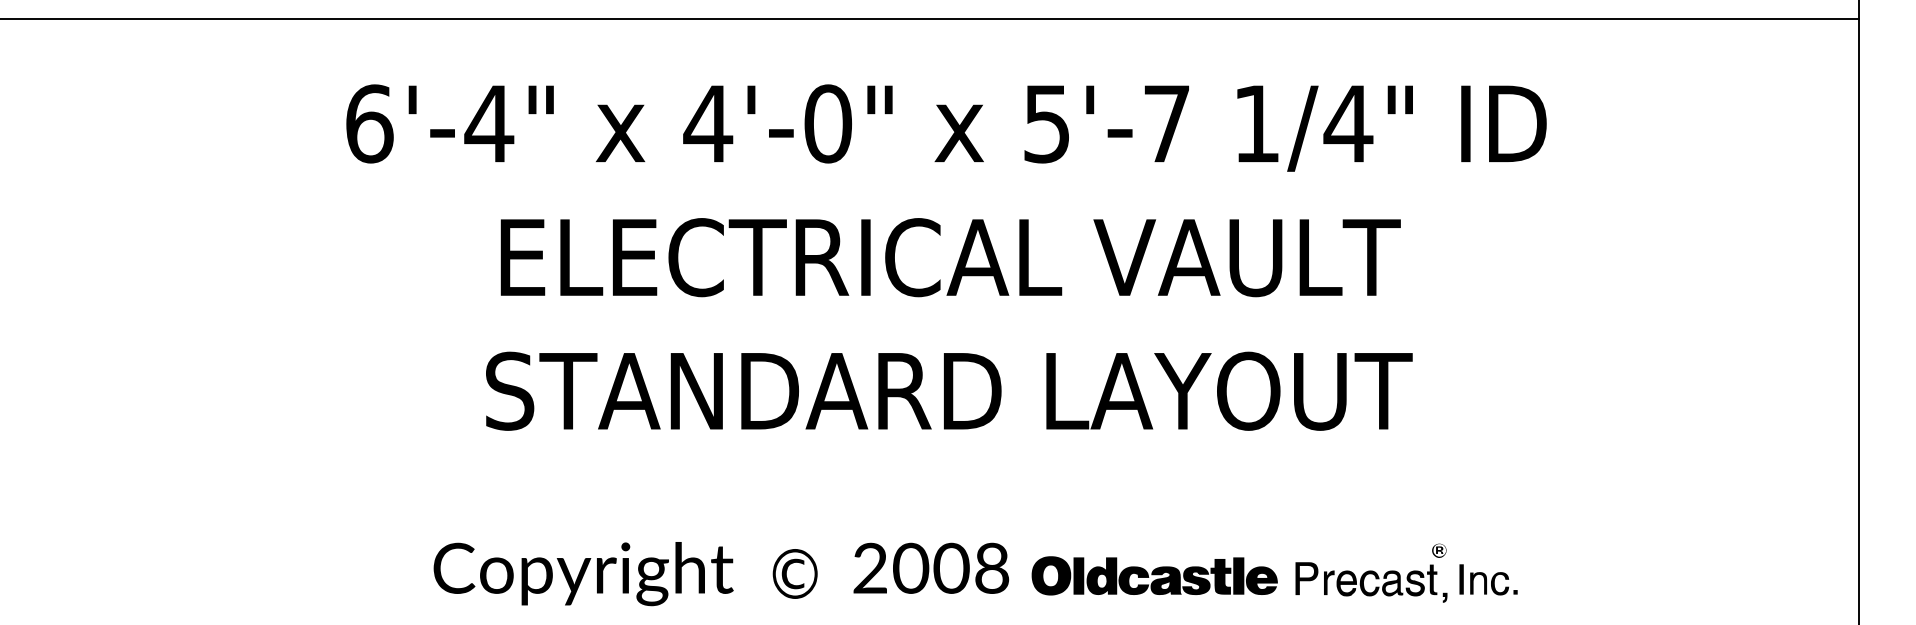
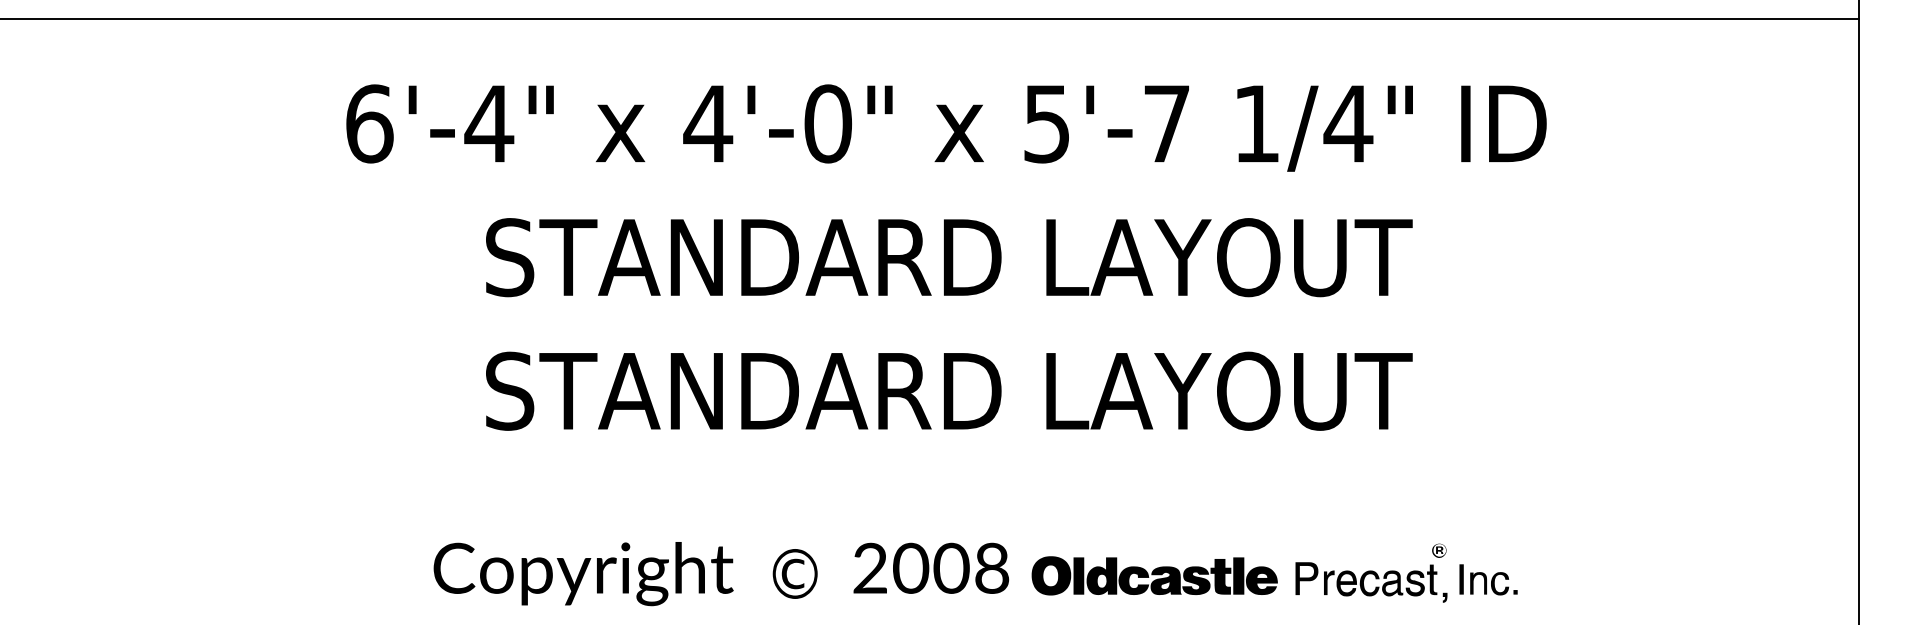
text: ELECTRICAL VAULT -> STANDARD LAYOUT (949, 257)
